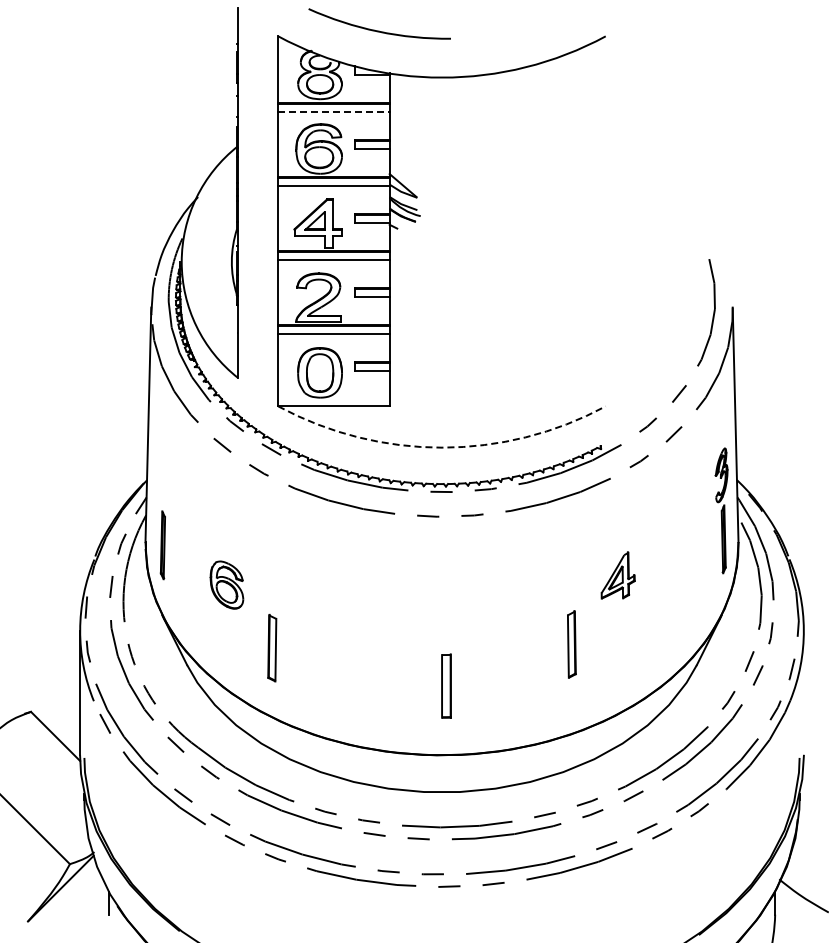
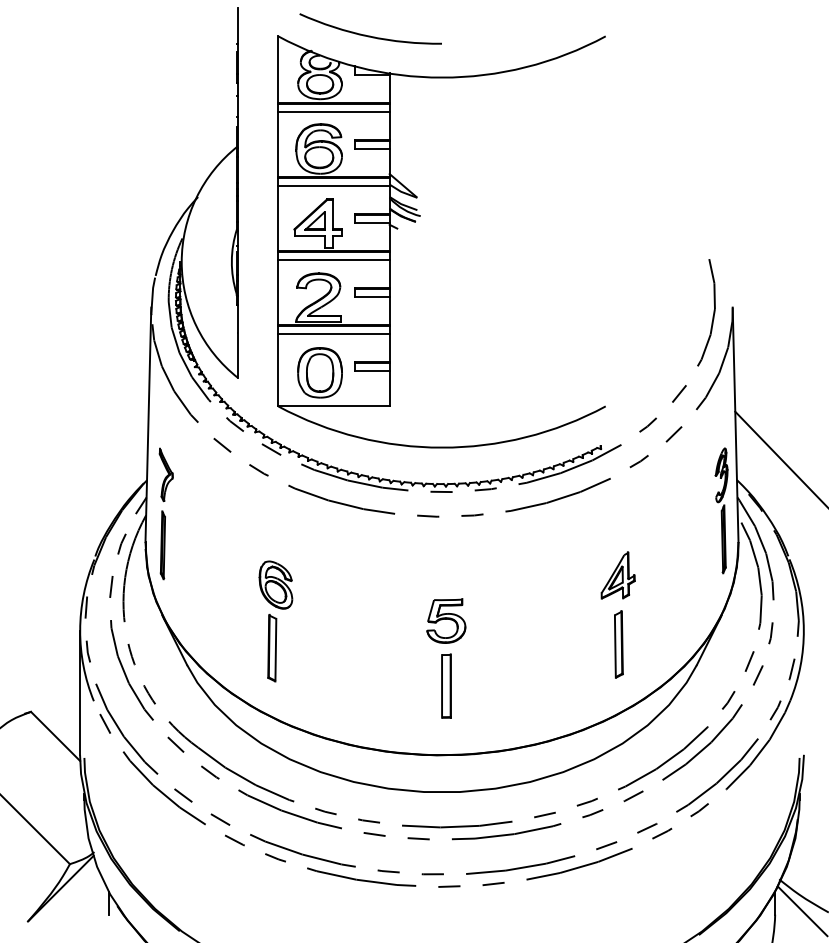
arc position: (379, 30) -> (370, 35) (370, 35)
line: dashed -> solid (333, 112)
arc: dashed -> solid (442, 447)
line: none -> present (780, 458)
part: none -> present (165, 474)
part position: (226, 584) -> (275, 584) (275, 584)
part: none -> present (446, 620)
part position: (571, 644) -> (618, 644) (618, 644)
line: none -> present (801, 910)
